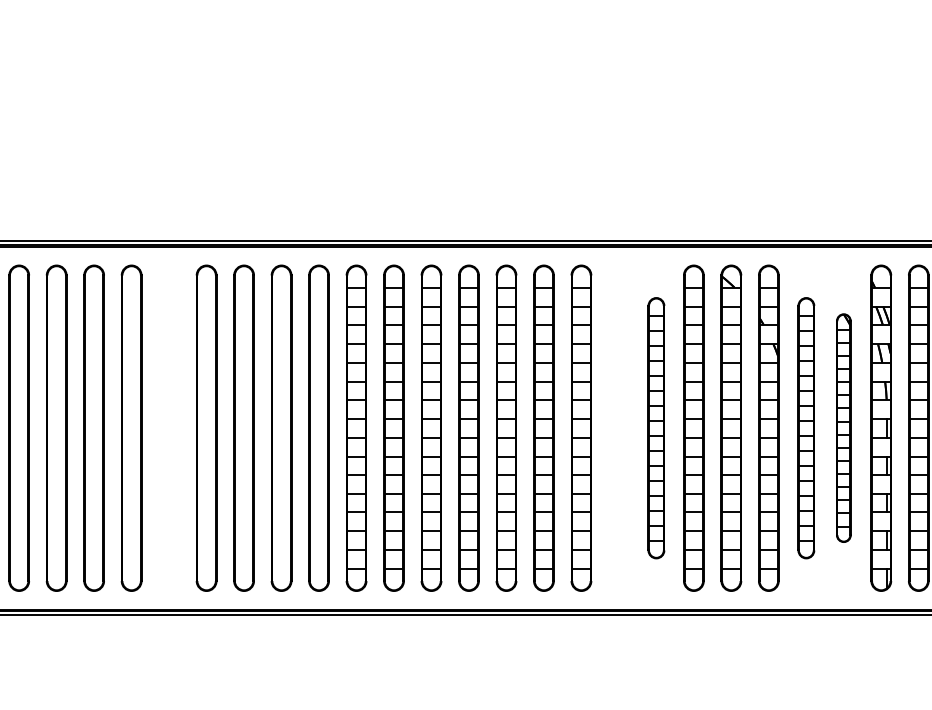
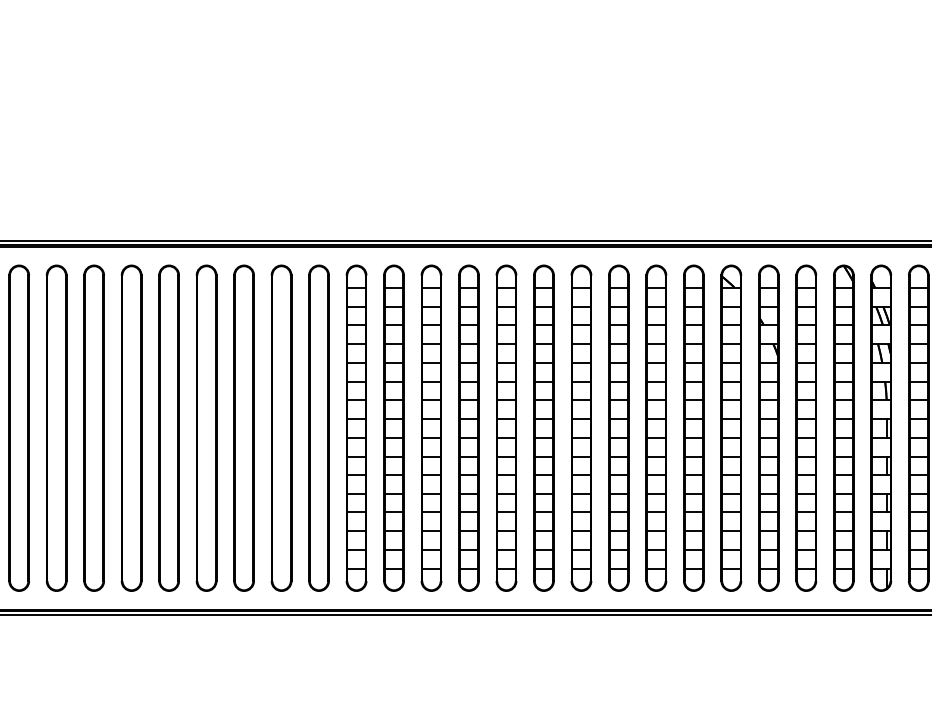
part: none -> present (168, 427)
part: none -> present (618, 427)
part size: 16x230 px -> 22x328 px (843, 427)
part size: 19x263 px -> 23x328 px (656, 427)
part size: 19x263 px -> 23x328 px (806, 427)
